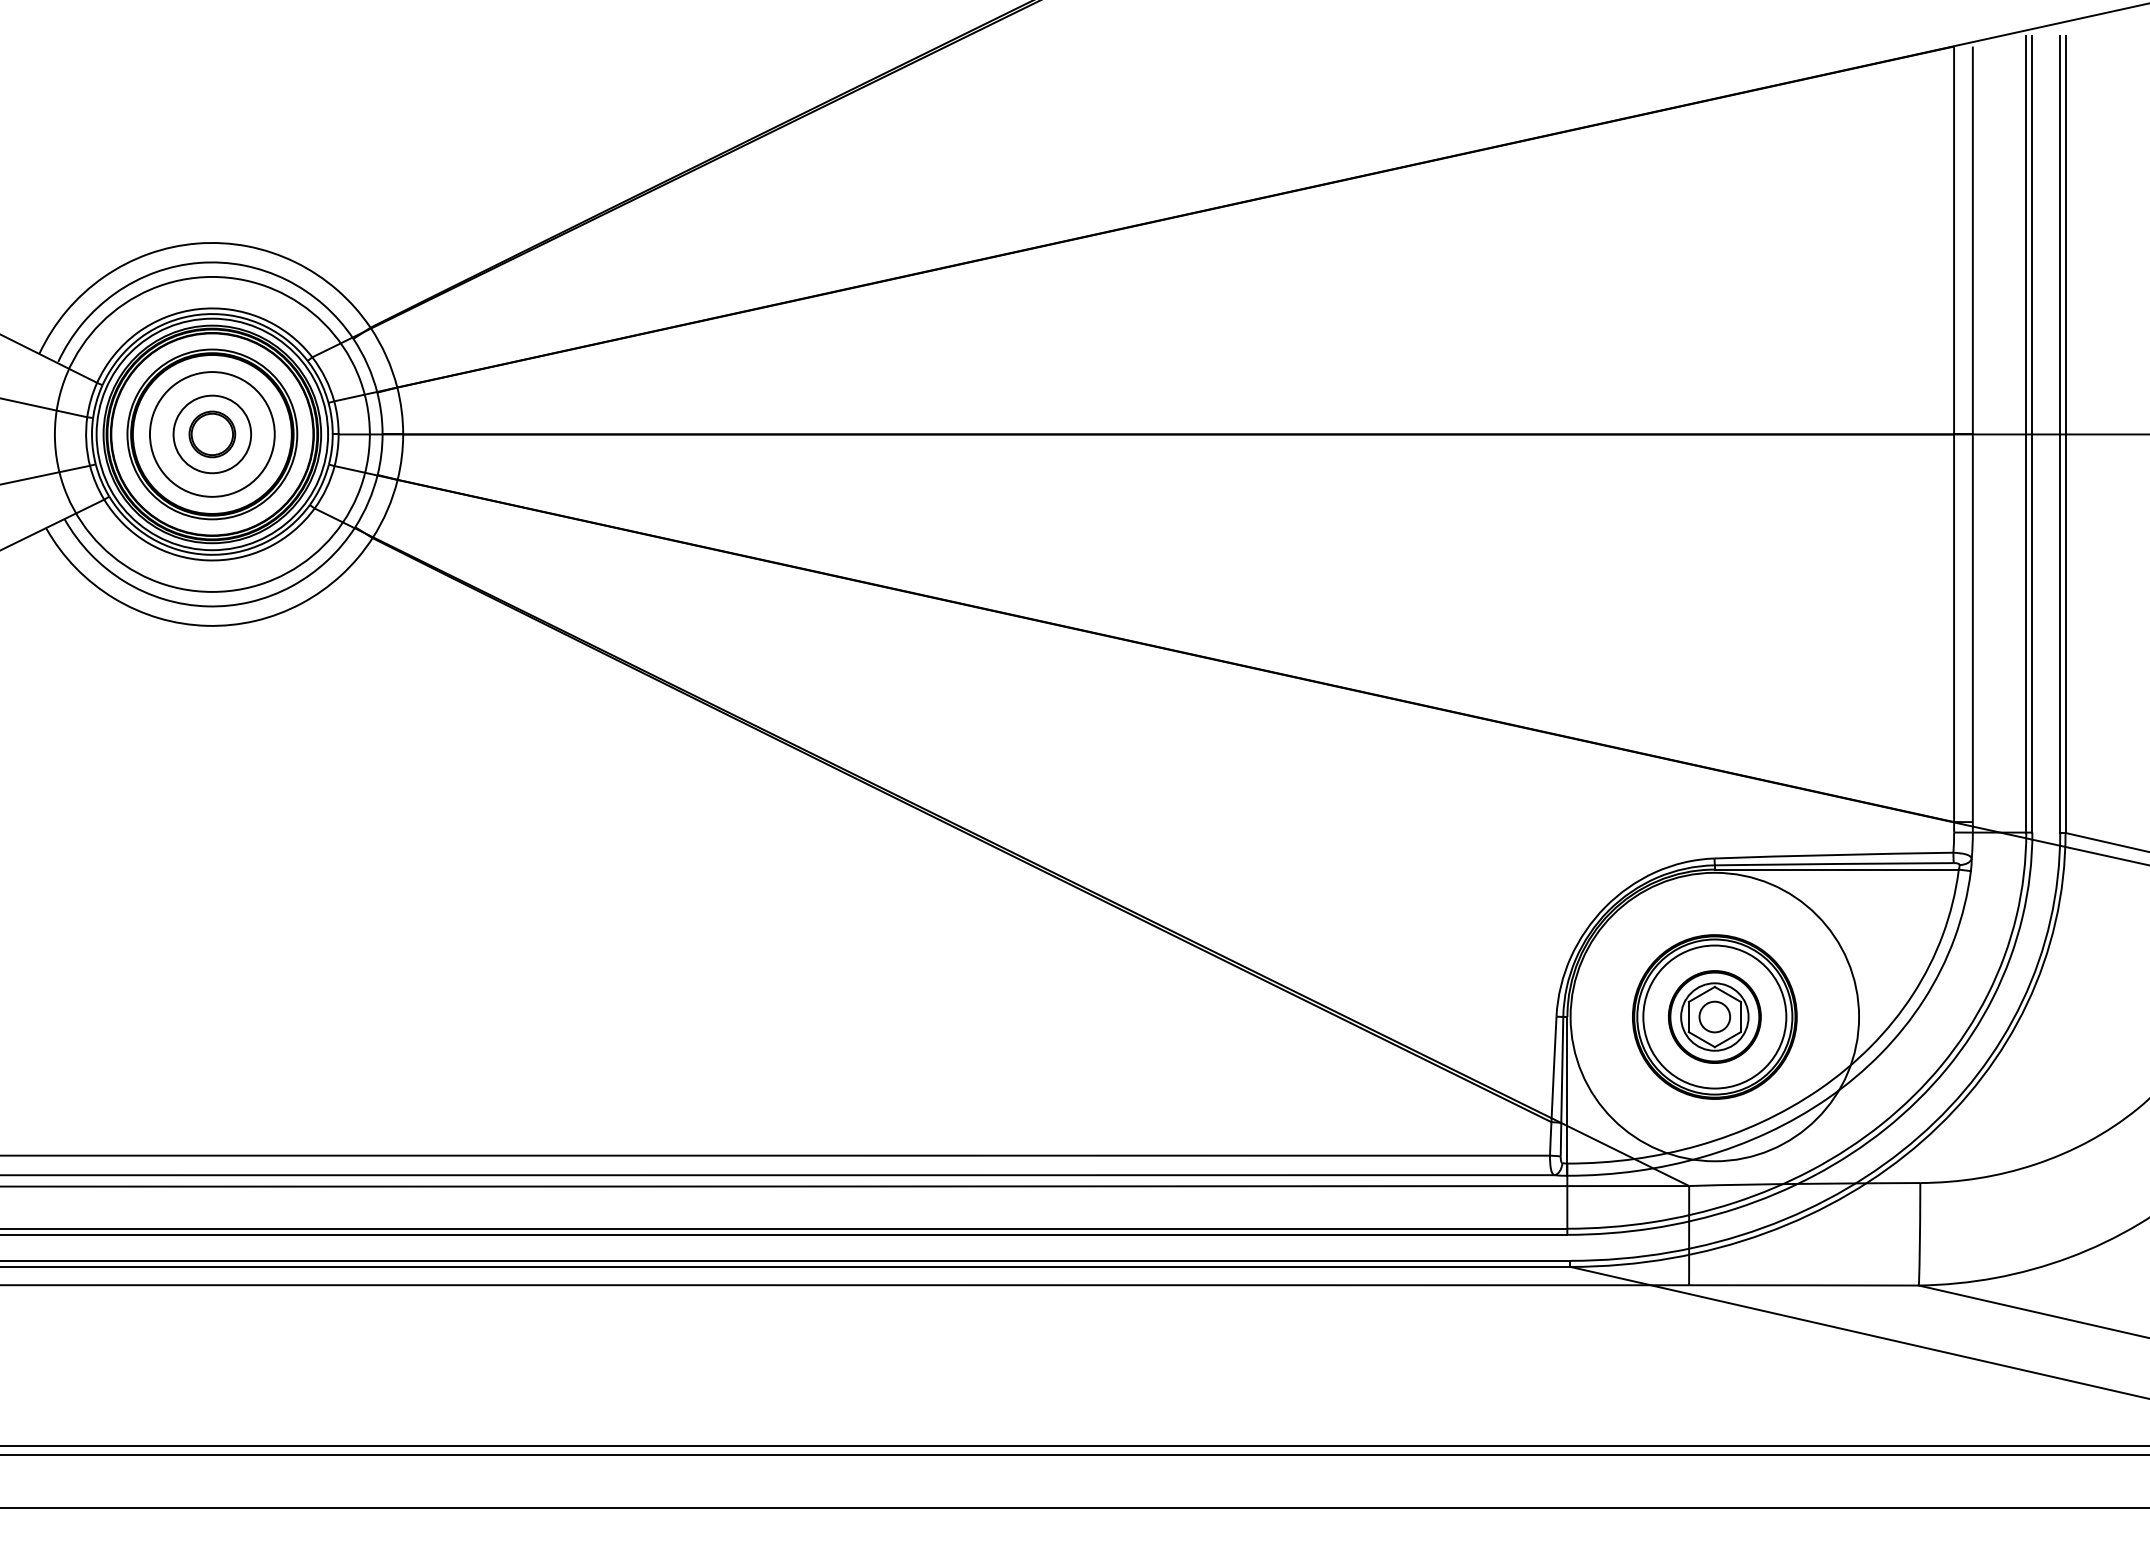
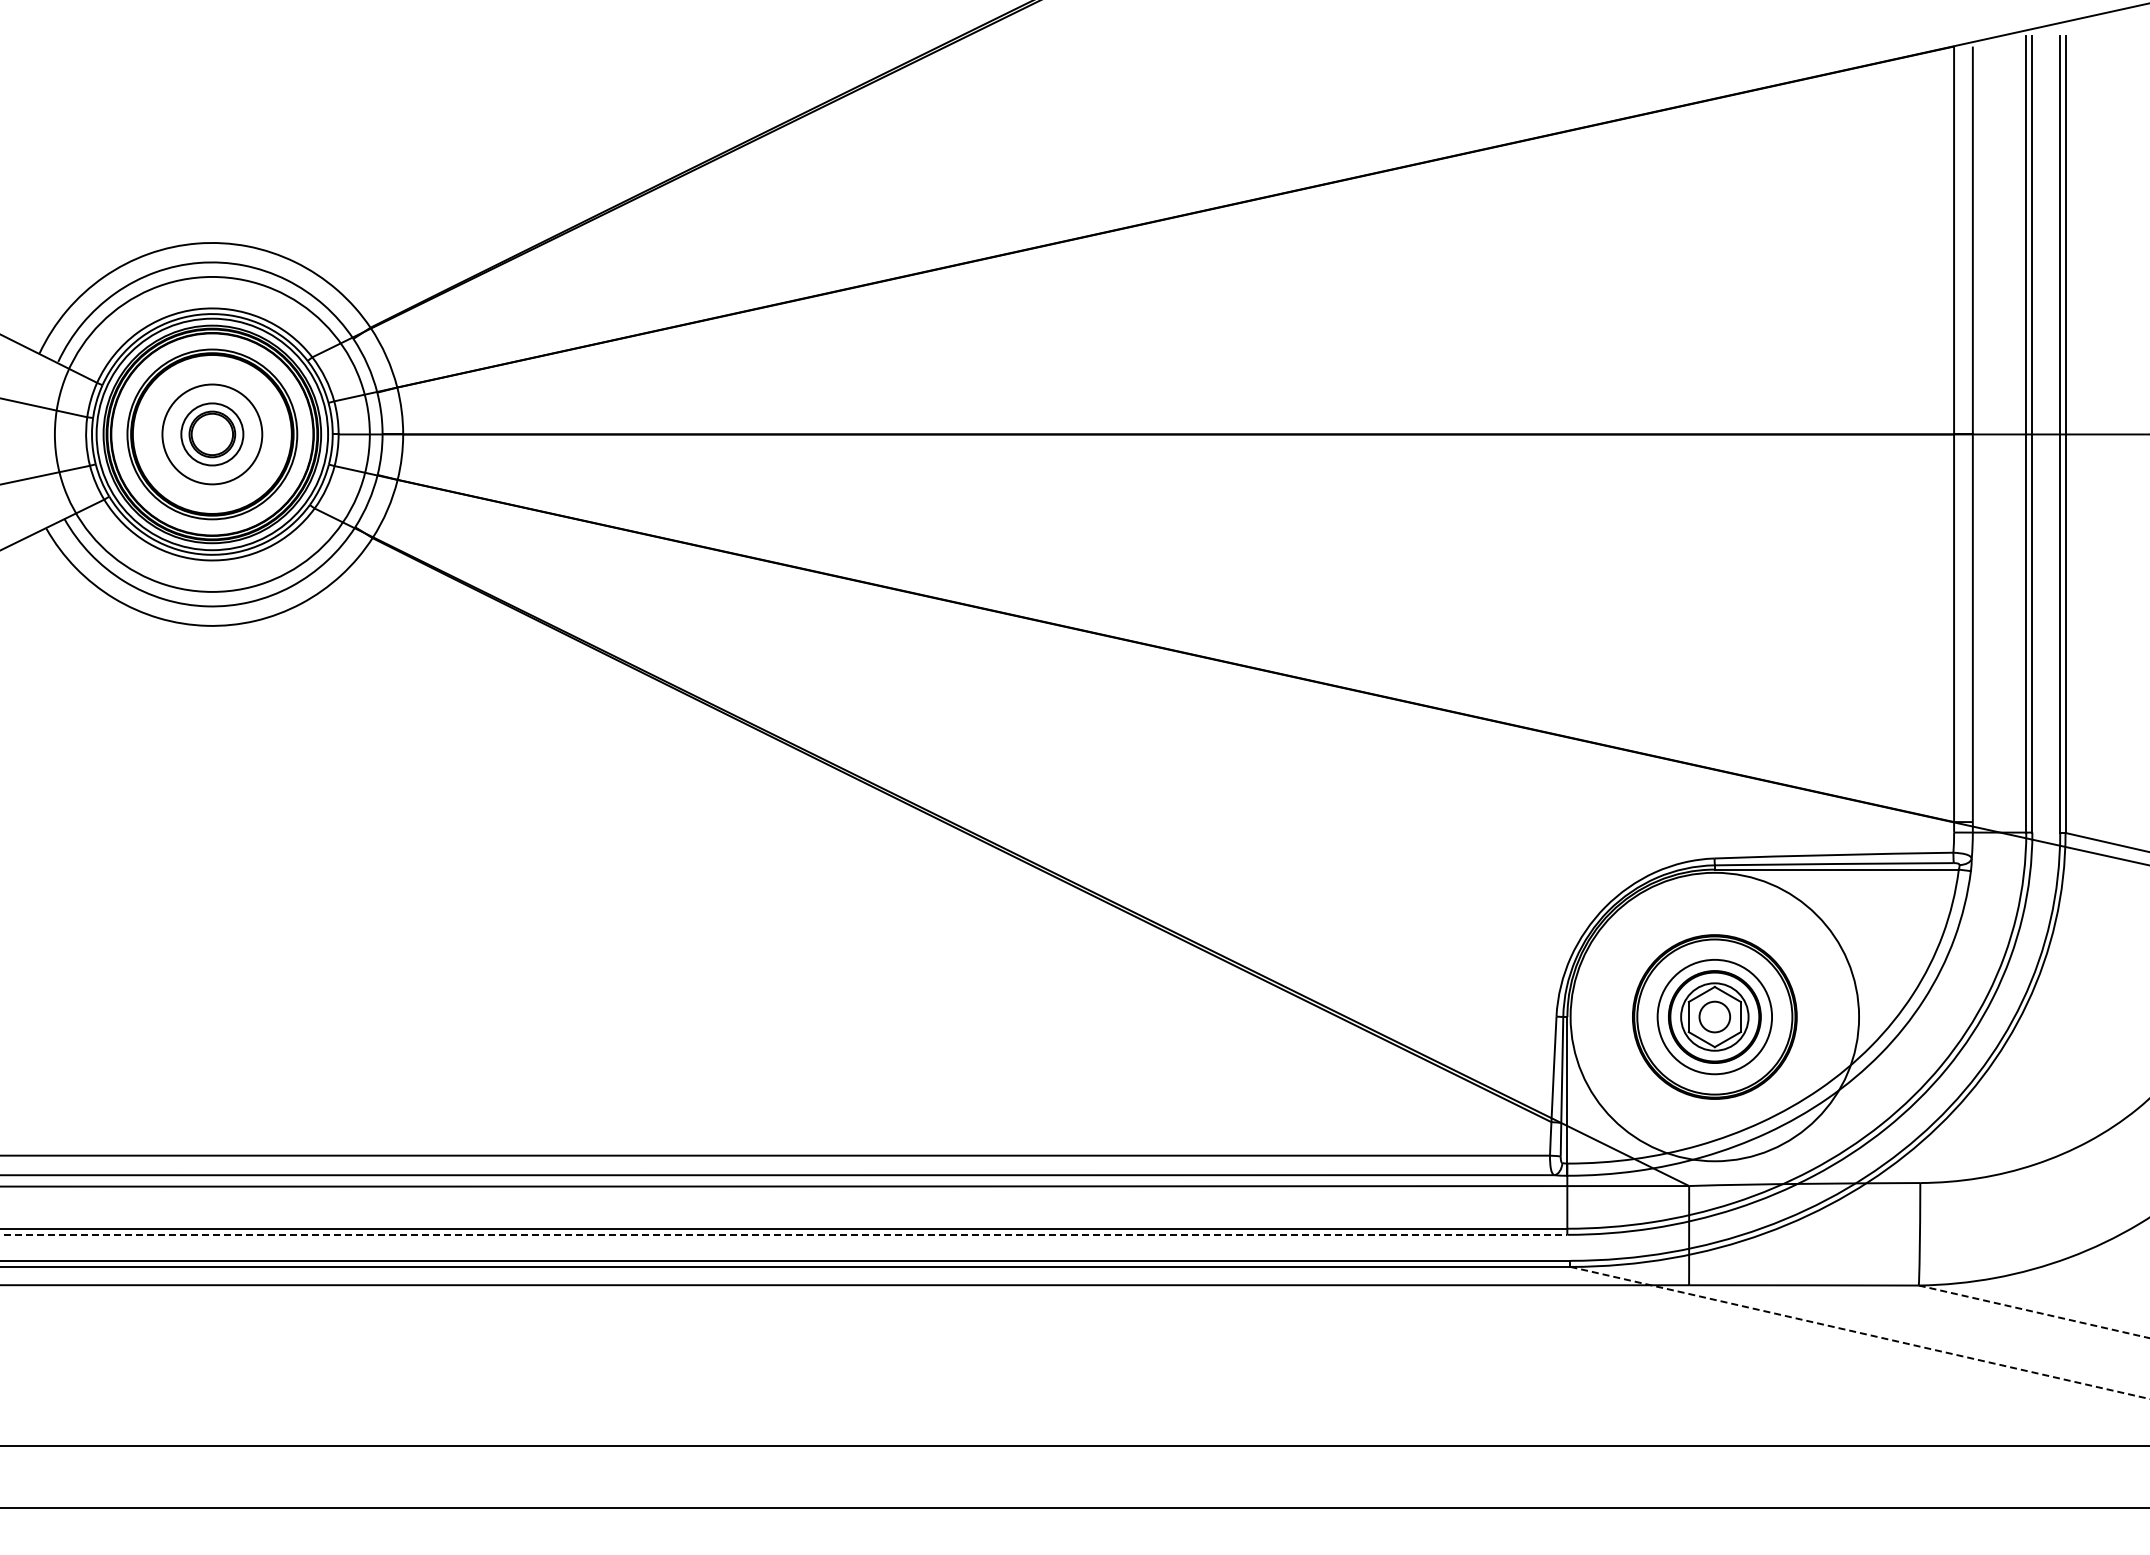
circle diameter: 125 px -> 100 px (212, 434)
circle diameter: 78 px -> 62 px (212, 434)
circle diameter: 143 px -> 114 px (1714, 1016)
line: solid -> dashed (784, 1234)
line: solid -> dashed (2034, 1311)
line: solid -> dashed (1859, 1332)
line: present -> none (1074, 1454)
